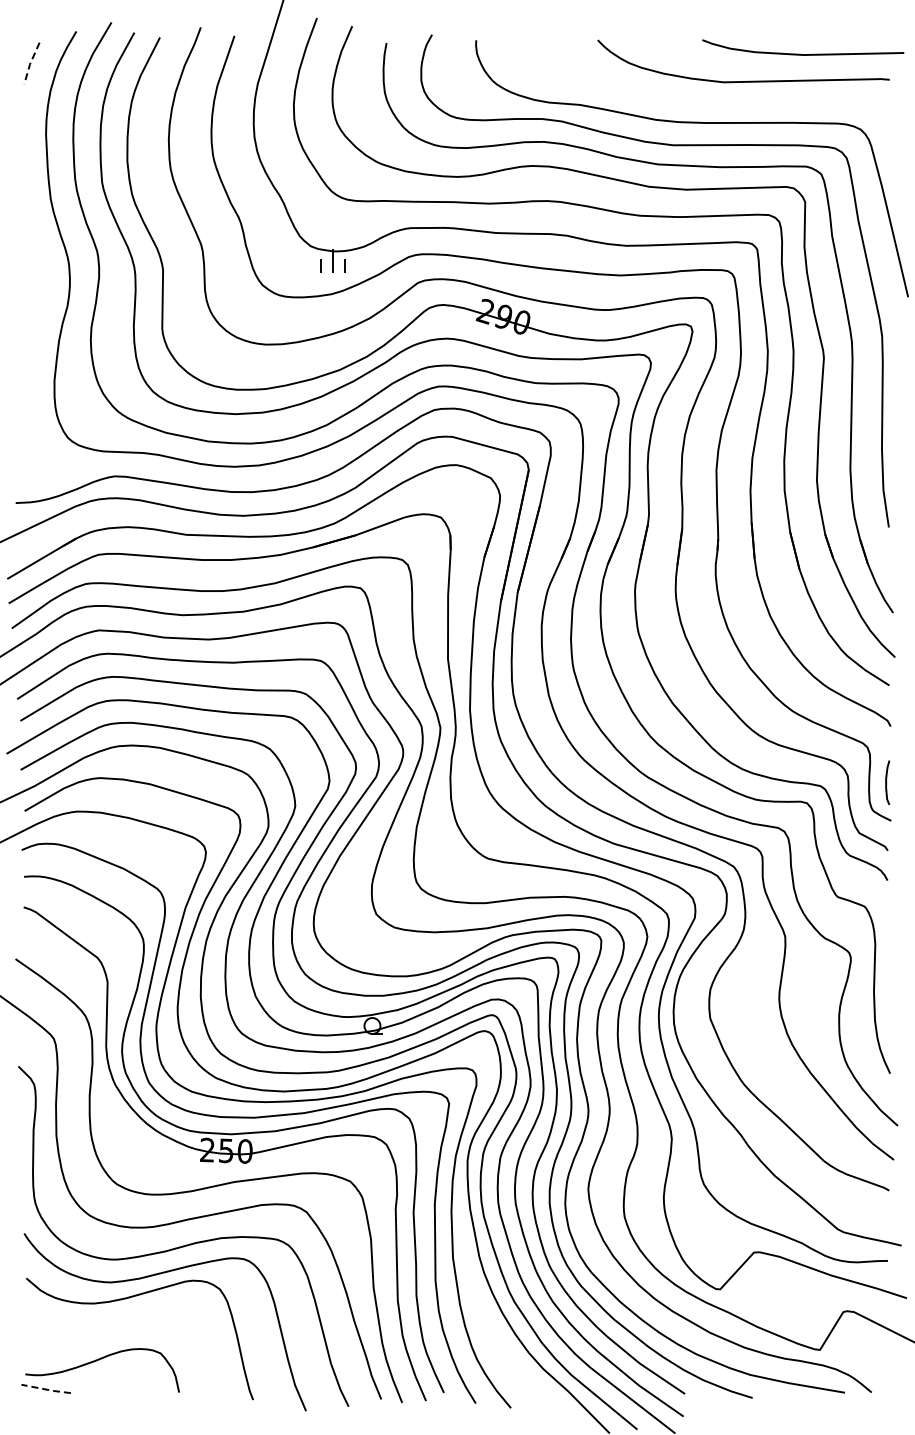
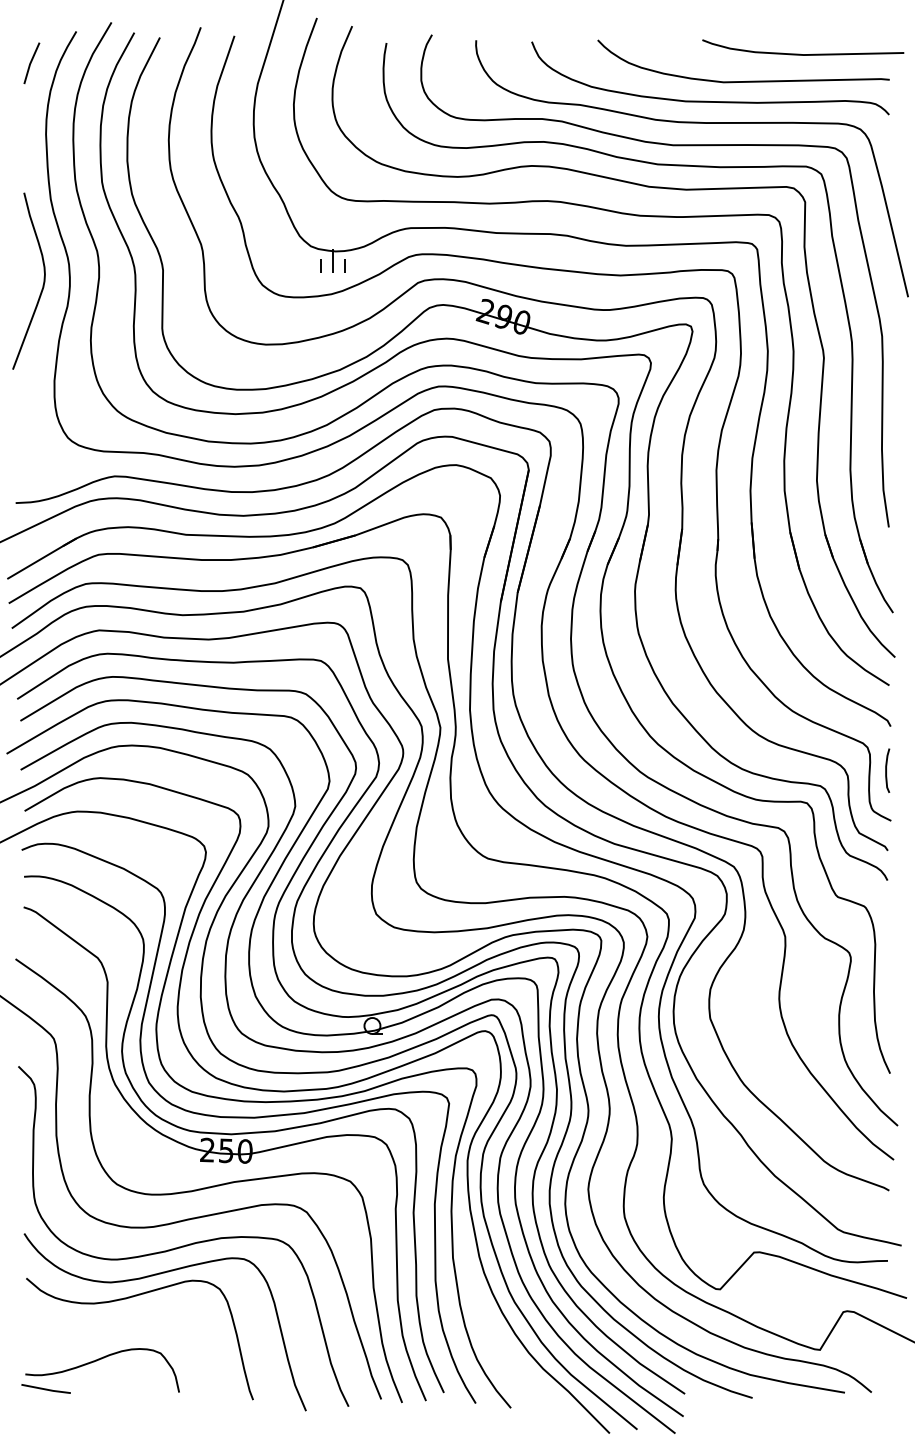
line: dashed -> solid (30, 63)
curve: none -> present (706, 100)
curve: none -> present (42, 285)
curve position: (886, 782) -> (886, 770) (886, 770)
line: dashed -> solid (46, 1389)
